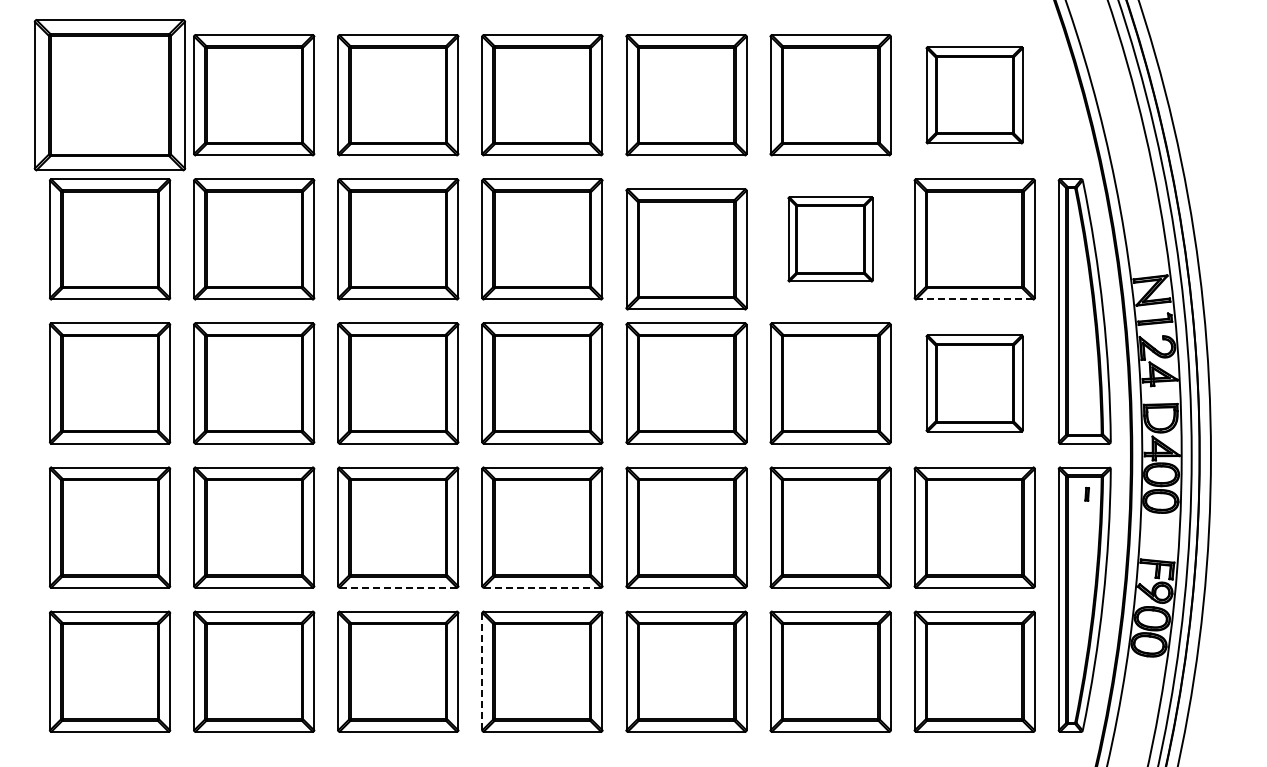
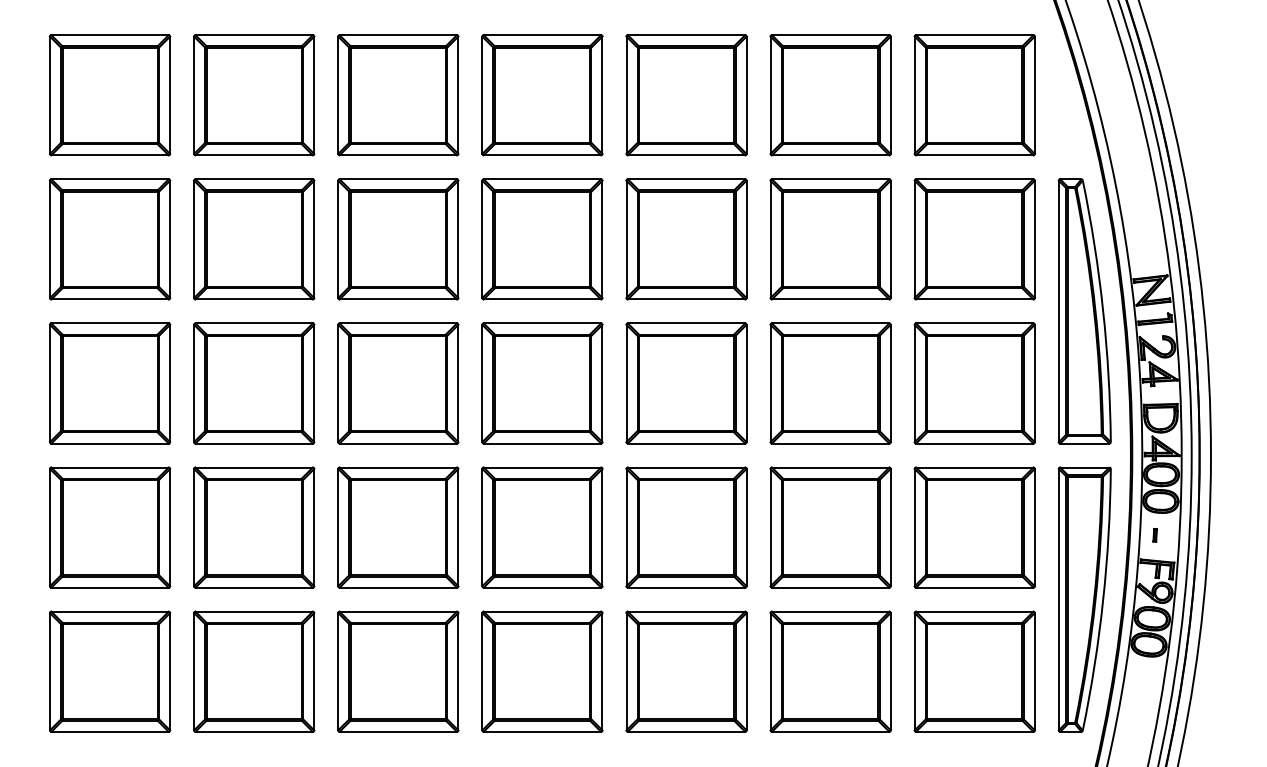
part size: 154x153 px -> 123x123 px (110, 95)
part size: 99x99 px -> 123x123 px (974, 95)
part size: 87x87 px -> 123x123 px (830, 239)
part position: (686, 249) -> (686, 239) (686, 239)
line: dashed -> solid (974, 299)
part size: 99x99 px -> 123x123 px (974, 383)
part position: (1086, 493) -> (1154, 534) (1154, 534)
line: dashed -> solid (398, 587)
line: dashed -> solid (542, 587)
line: dashed -> solid (482, 671)
